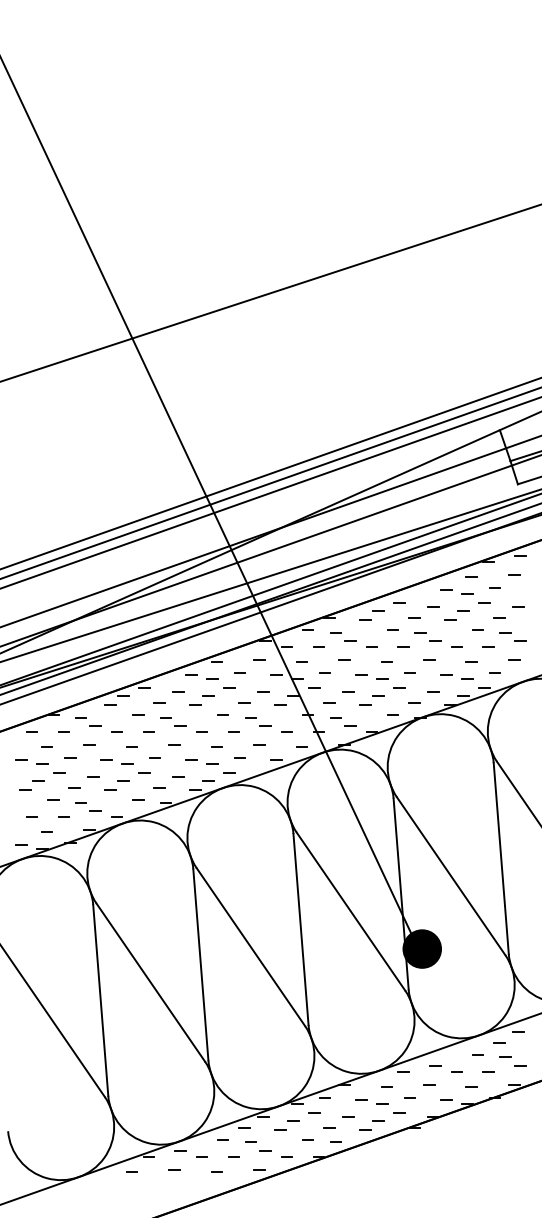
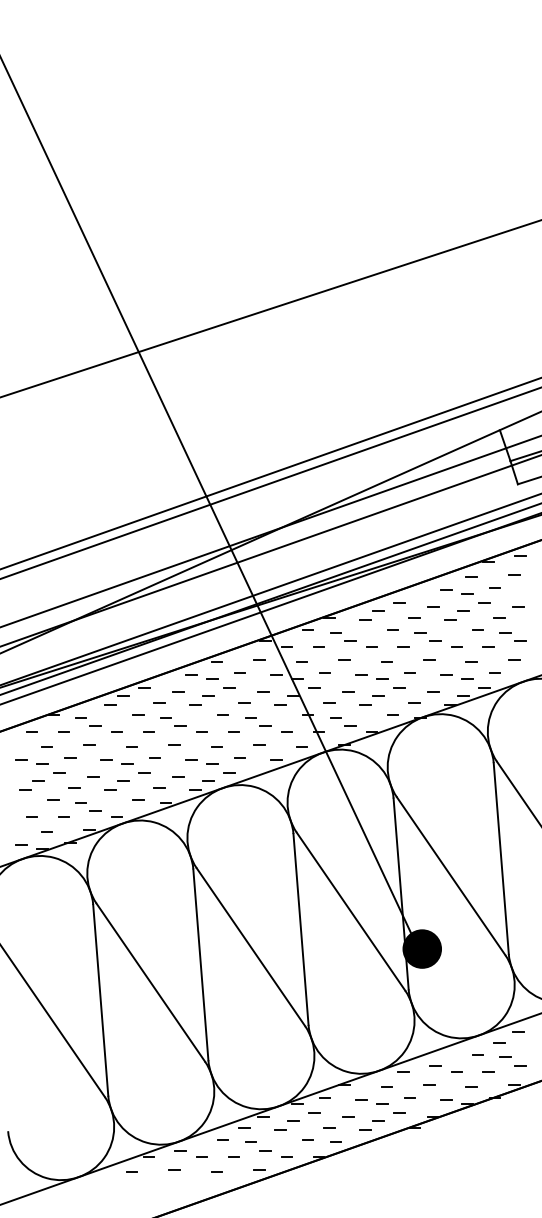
line position: (270, 293) -> (270, 308) (270, 308)
line: present -> none (270, 492)
line: present -> none (270, 575)
